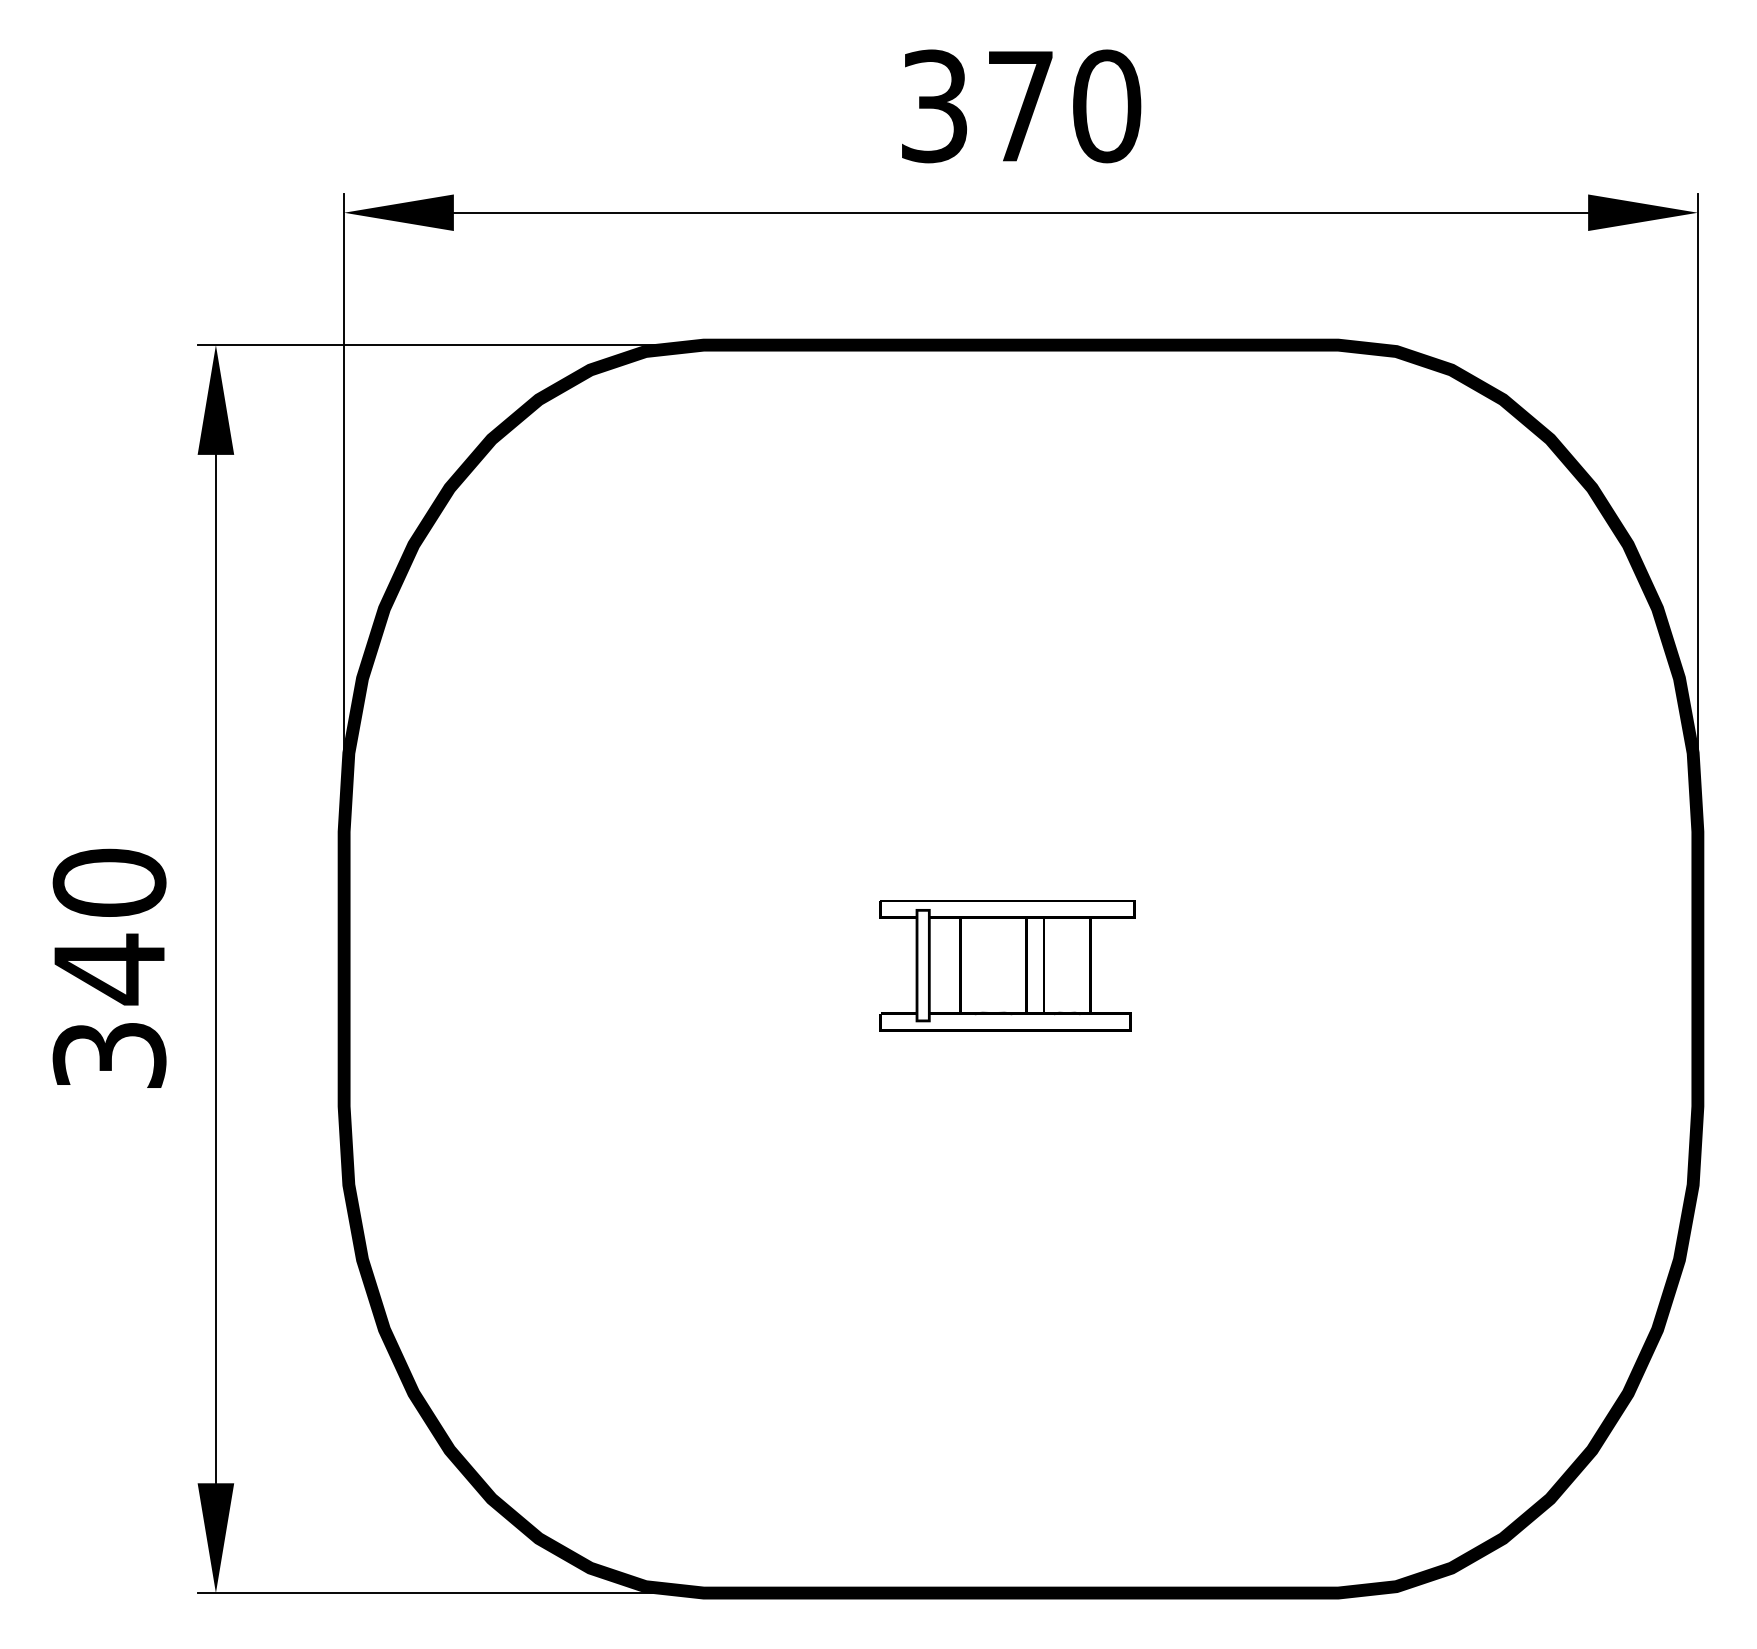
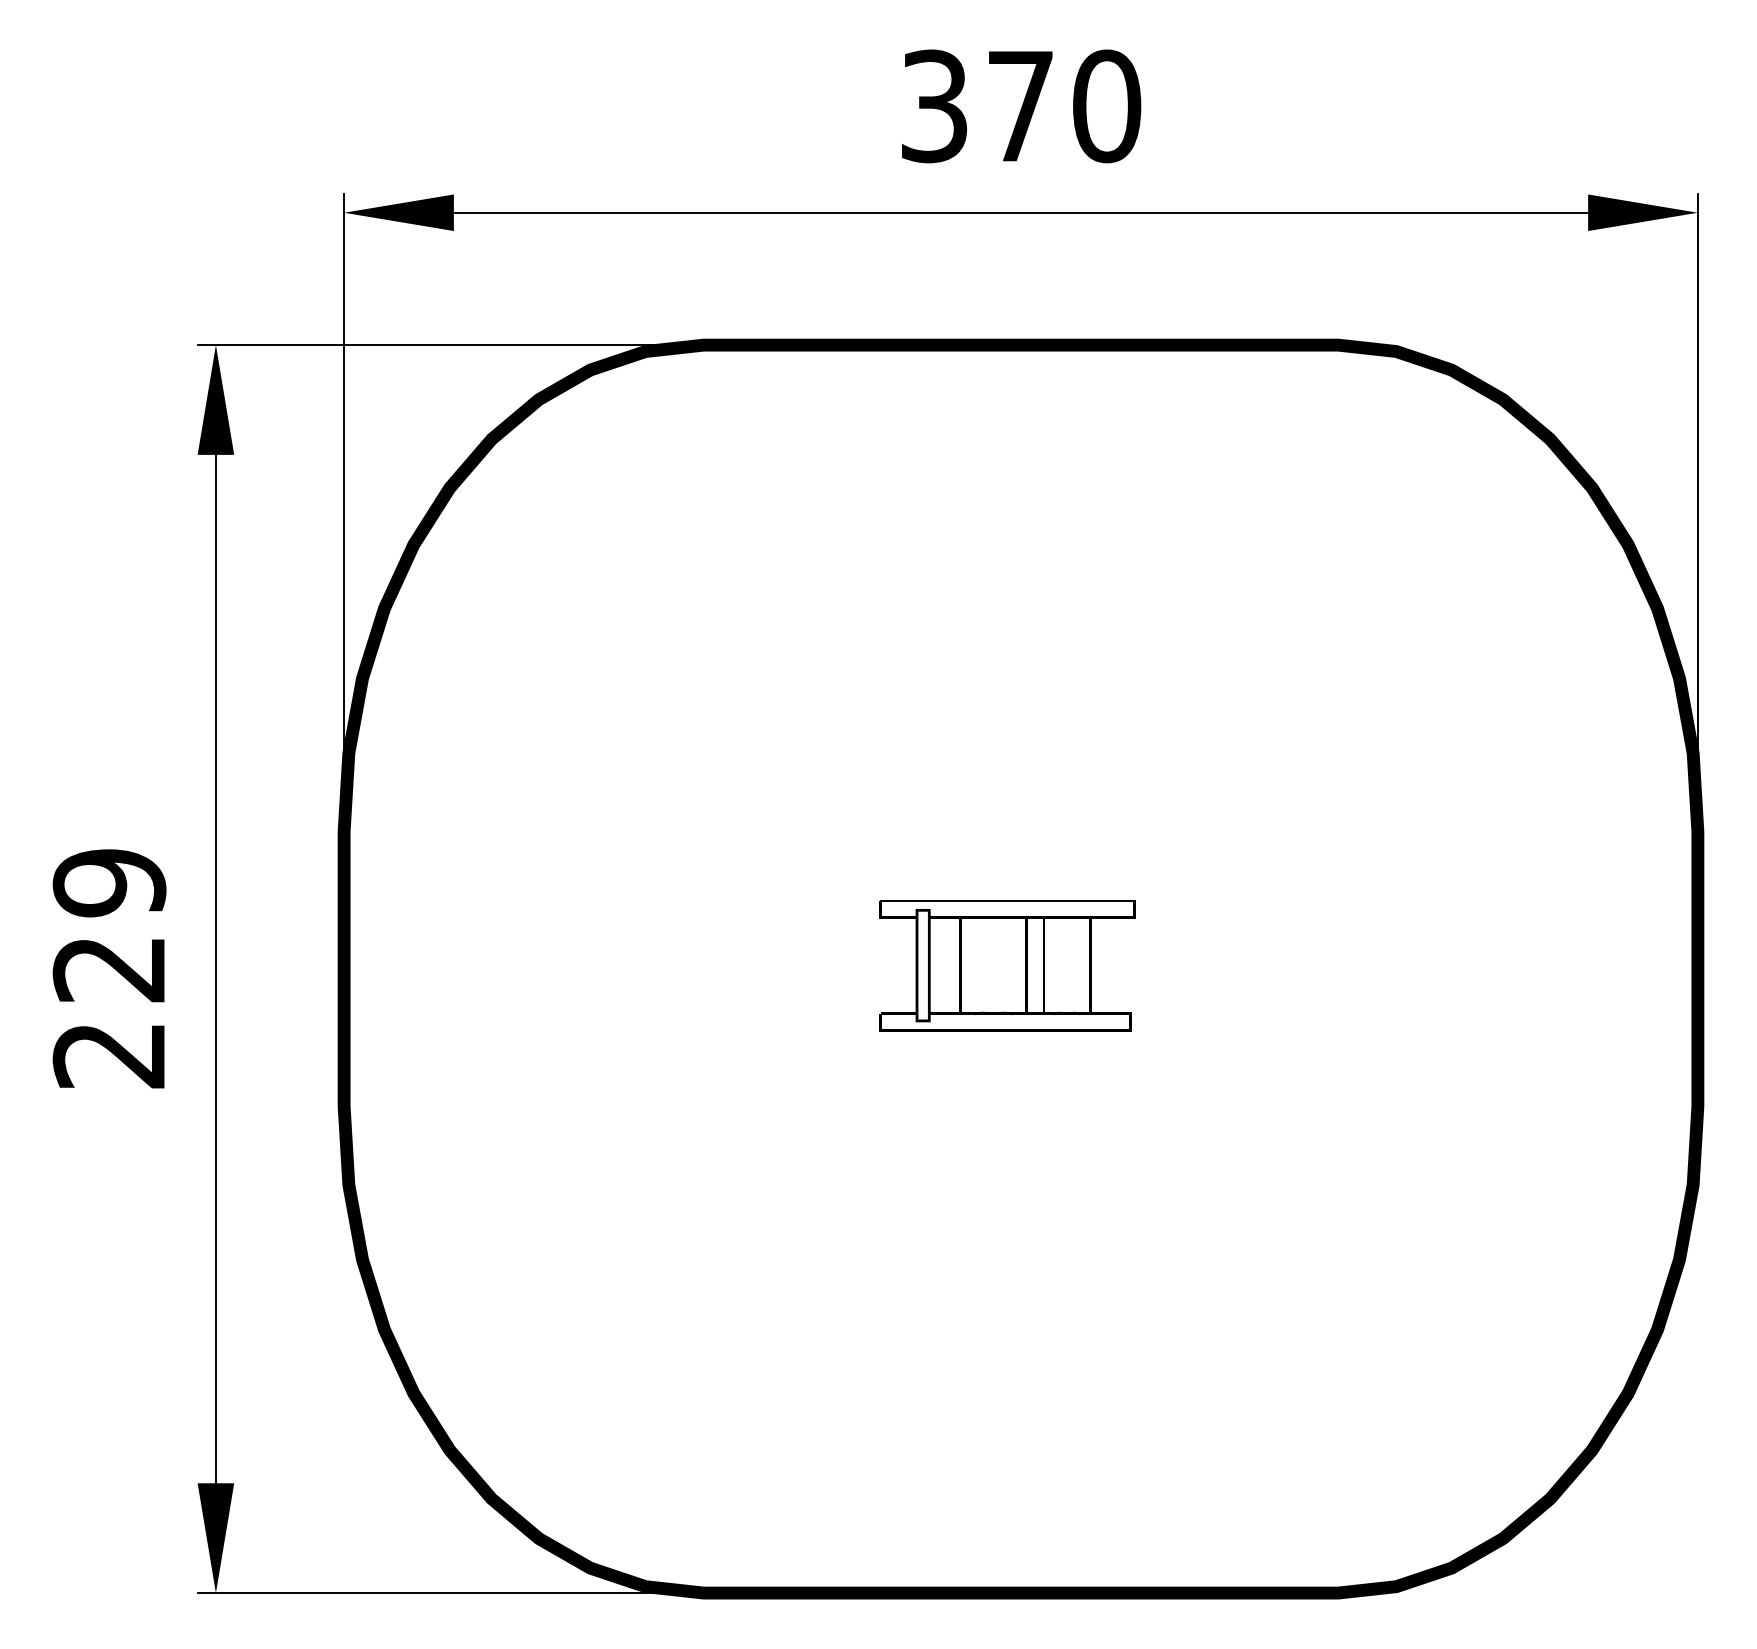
text: 340 -> 229 (109, 968)
